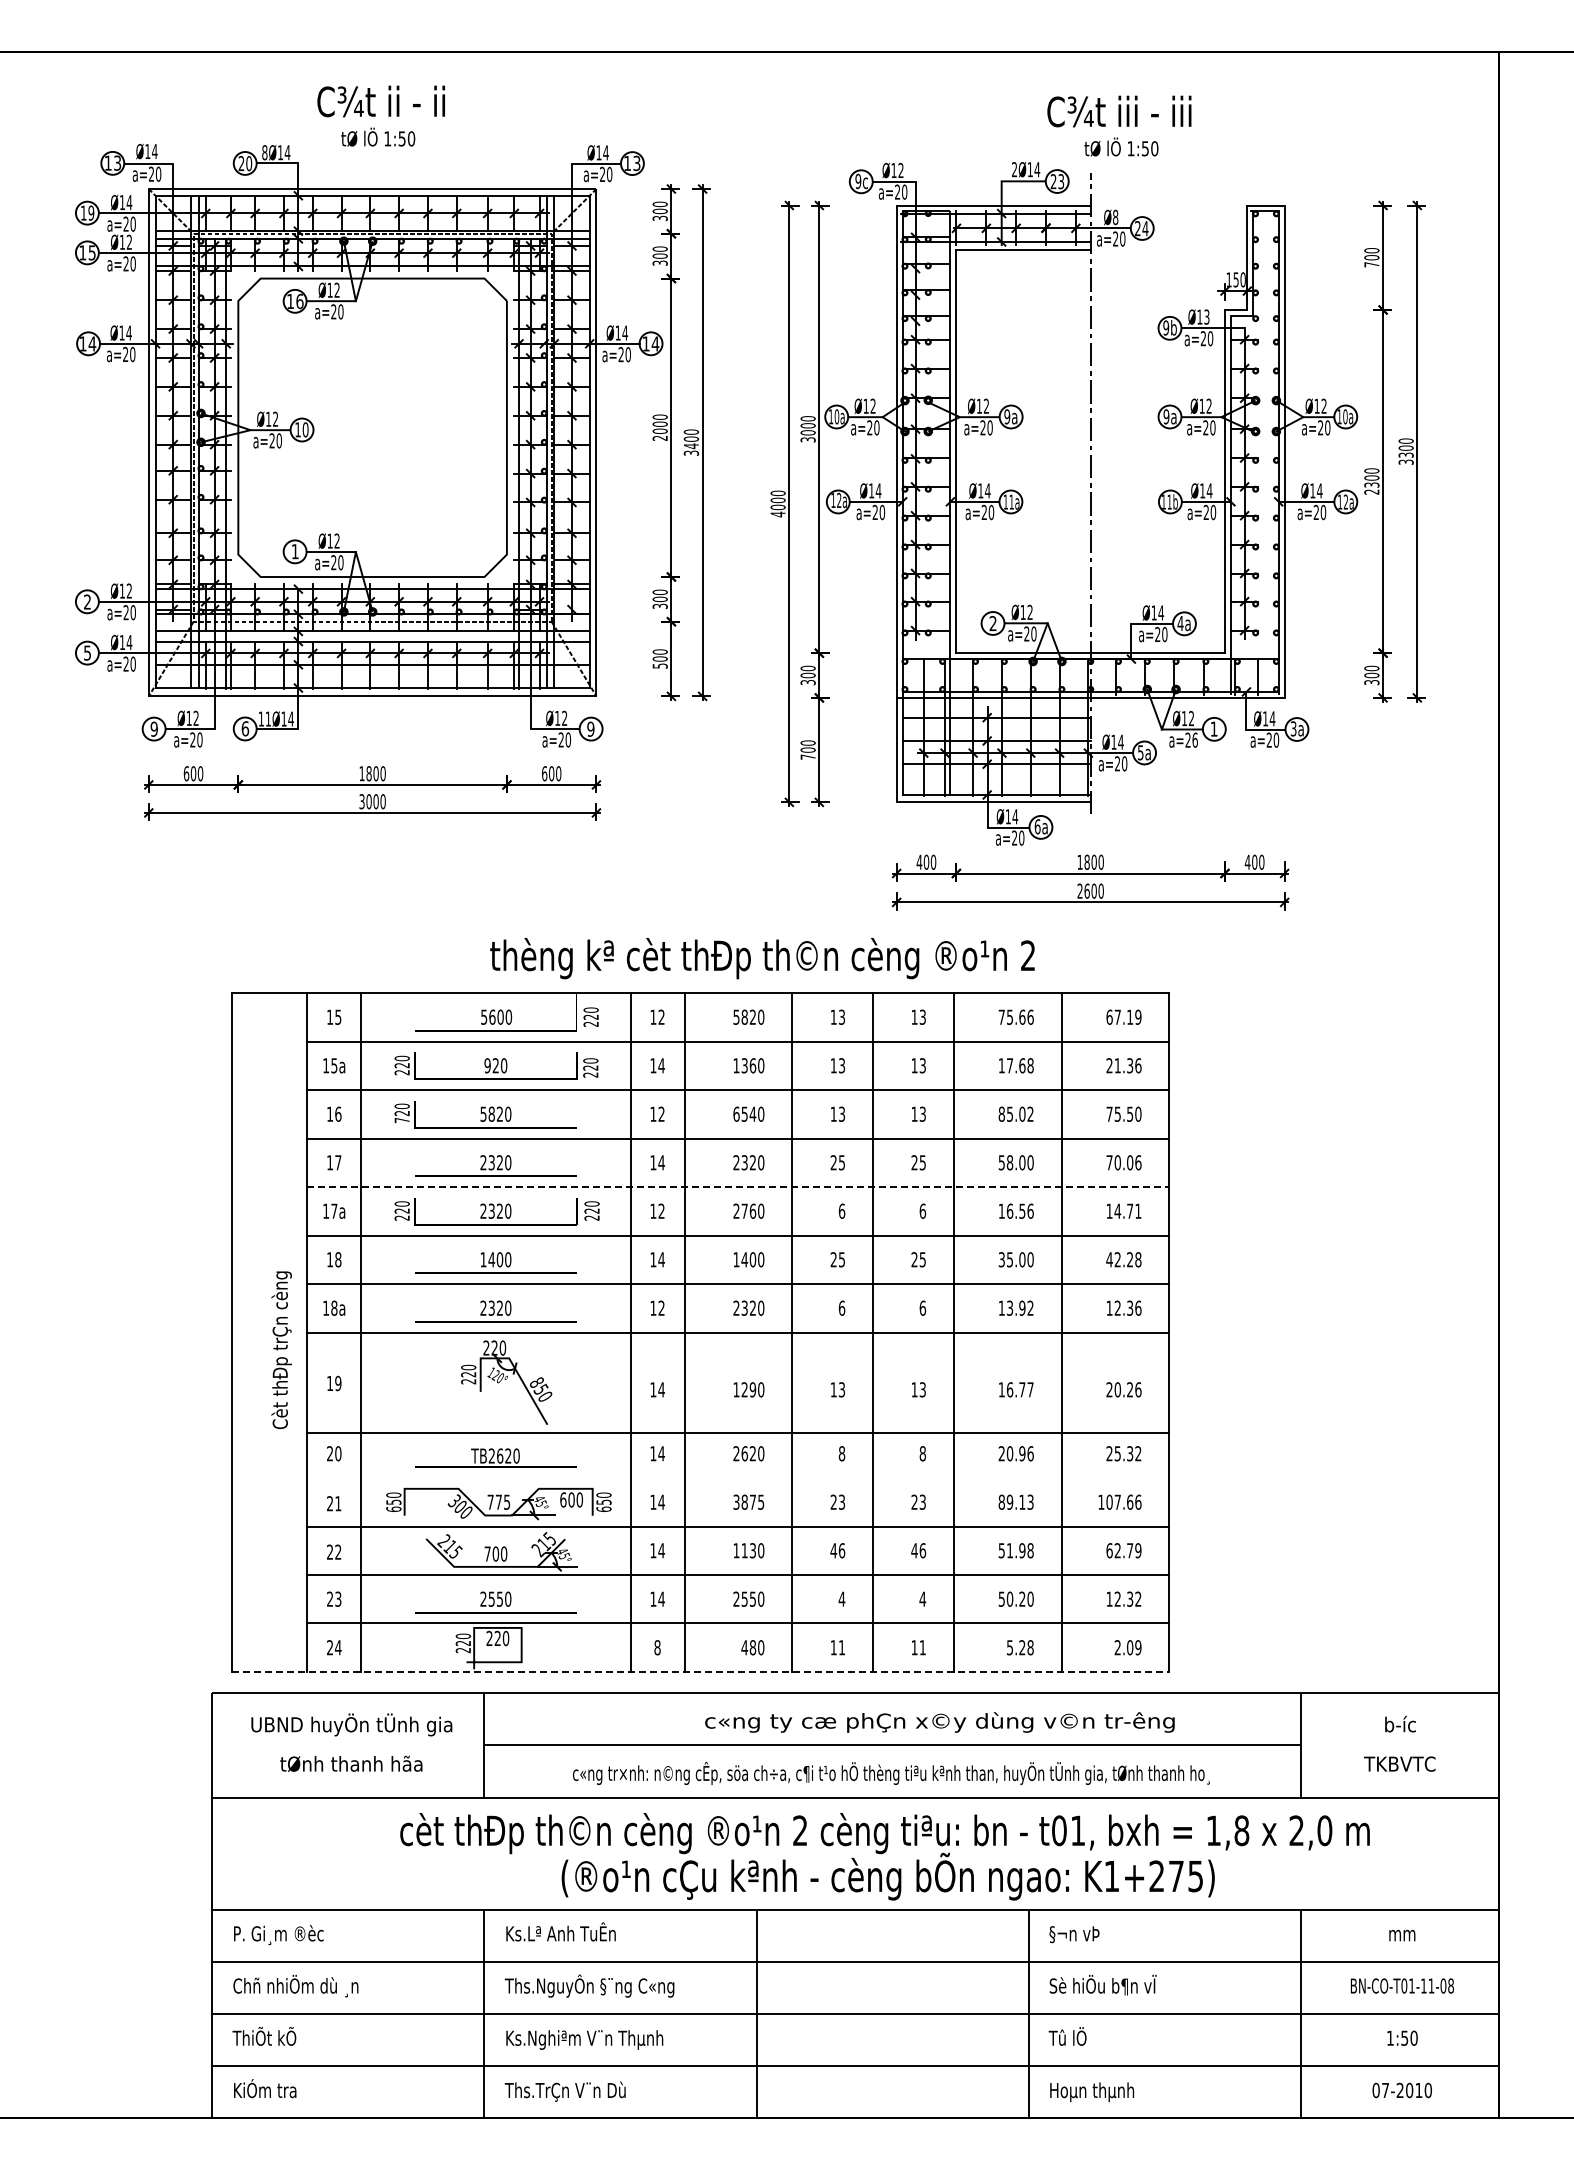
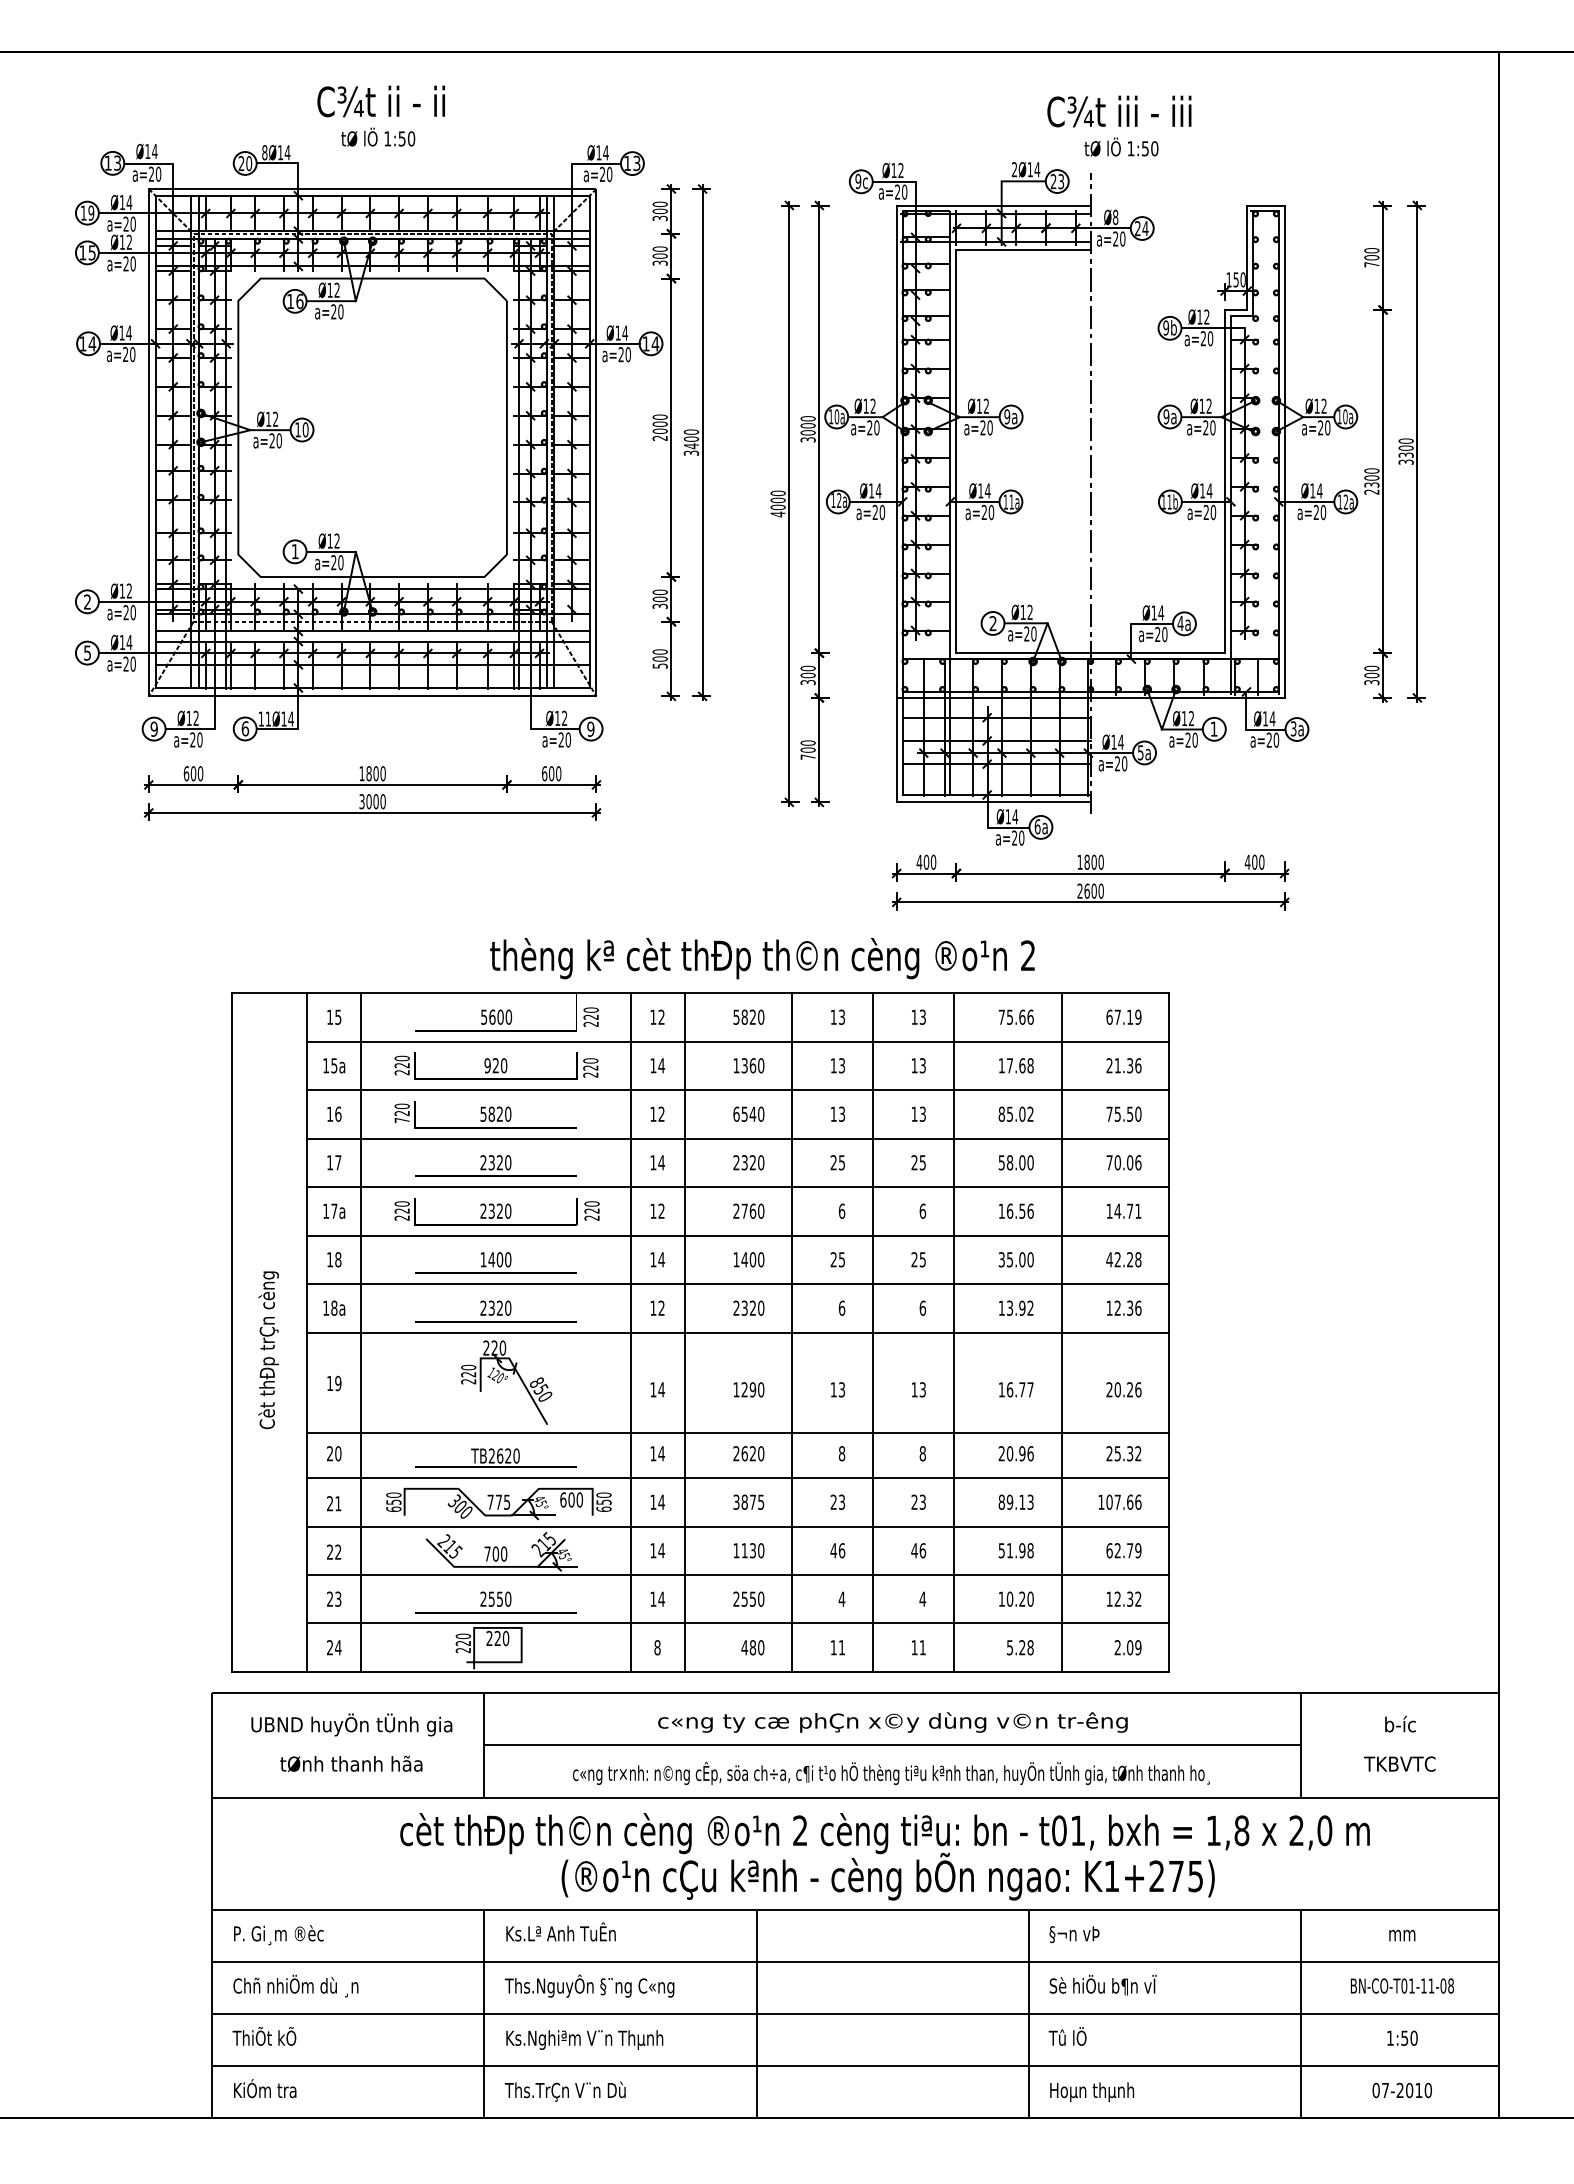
text: Ø13 -> Ø12 (1206, 317)
text: a=26 -> a=20 (1194, 739)
line: dashed -> solid (738, 1187)
text position: (281, 1350) -> (268, 1350) (268, 1350)
line: none -> present (738, 1478)
text: 50.20 -> 10.20 (1001, 1598)
line: dashed -> solid (700, 1671)
text position: (939, 1722) -> (892, 1722) (892, 1722)
